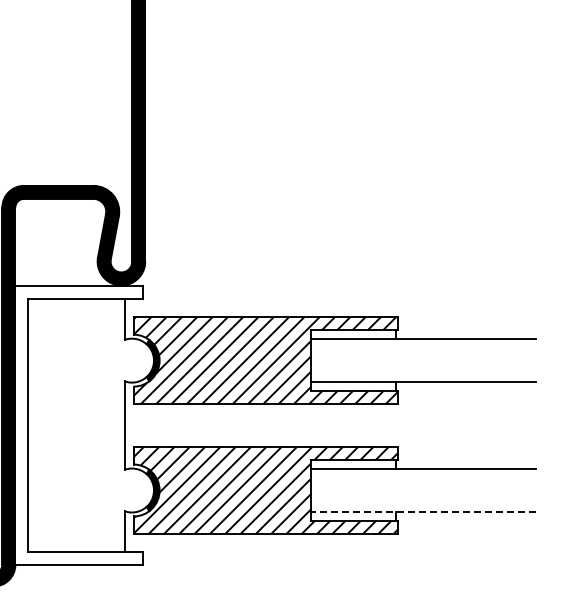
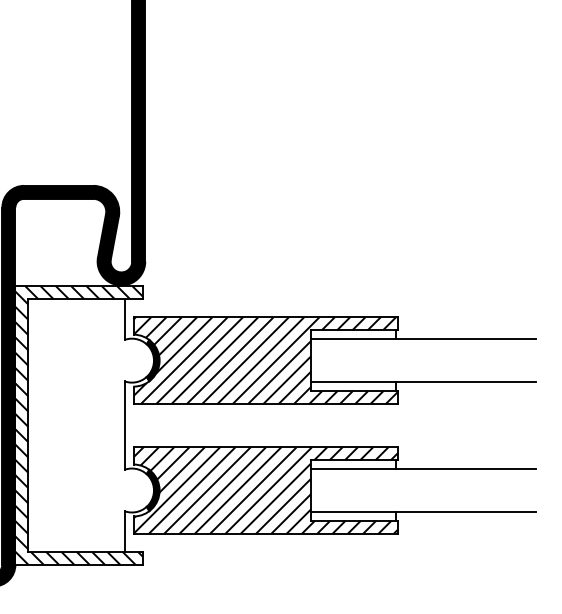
hatch: none -> present (78, 425)
line: dashed -> solid (422, 512)
